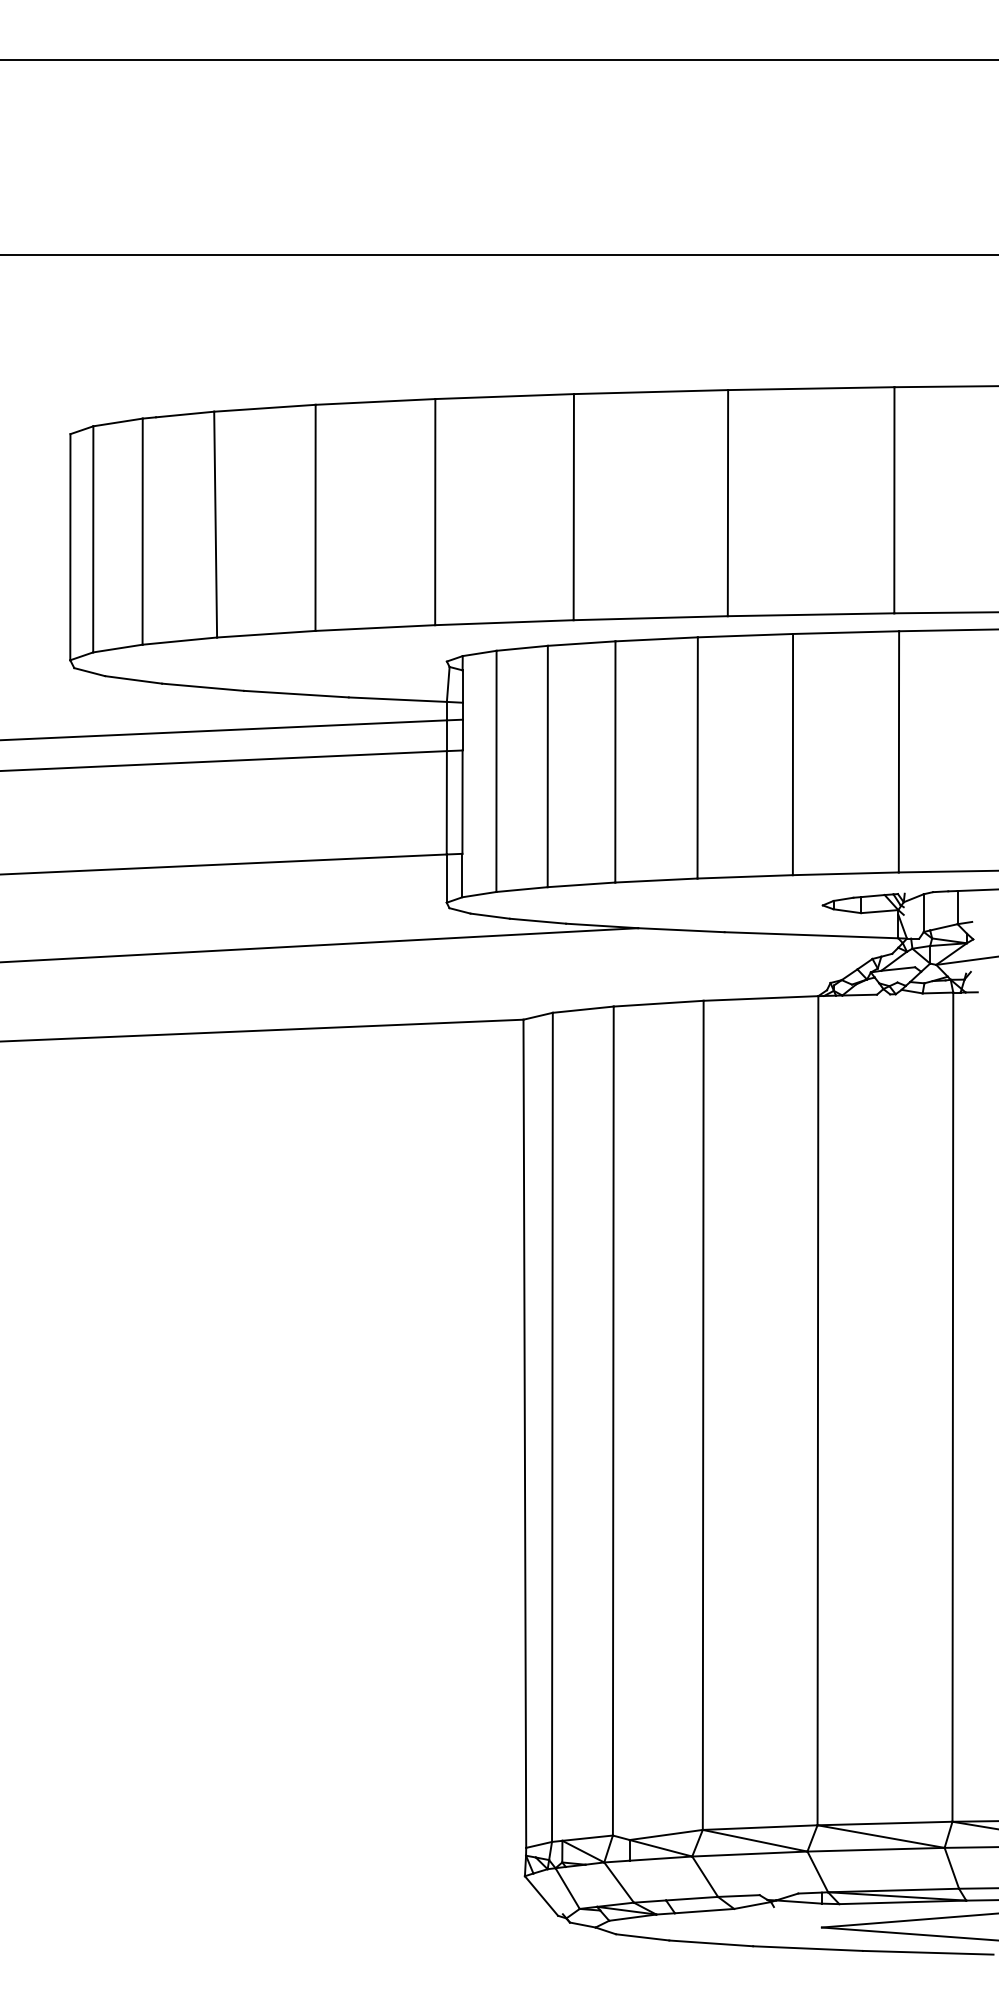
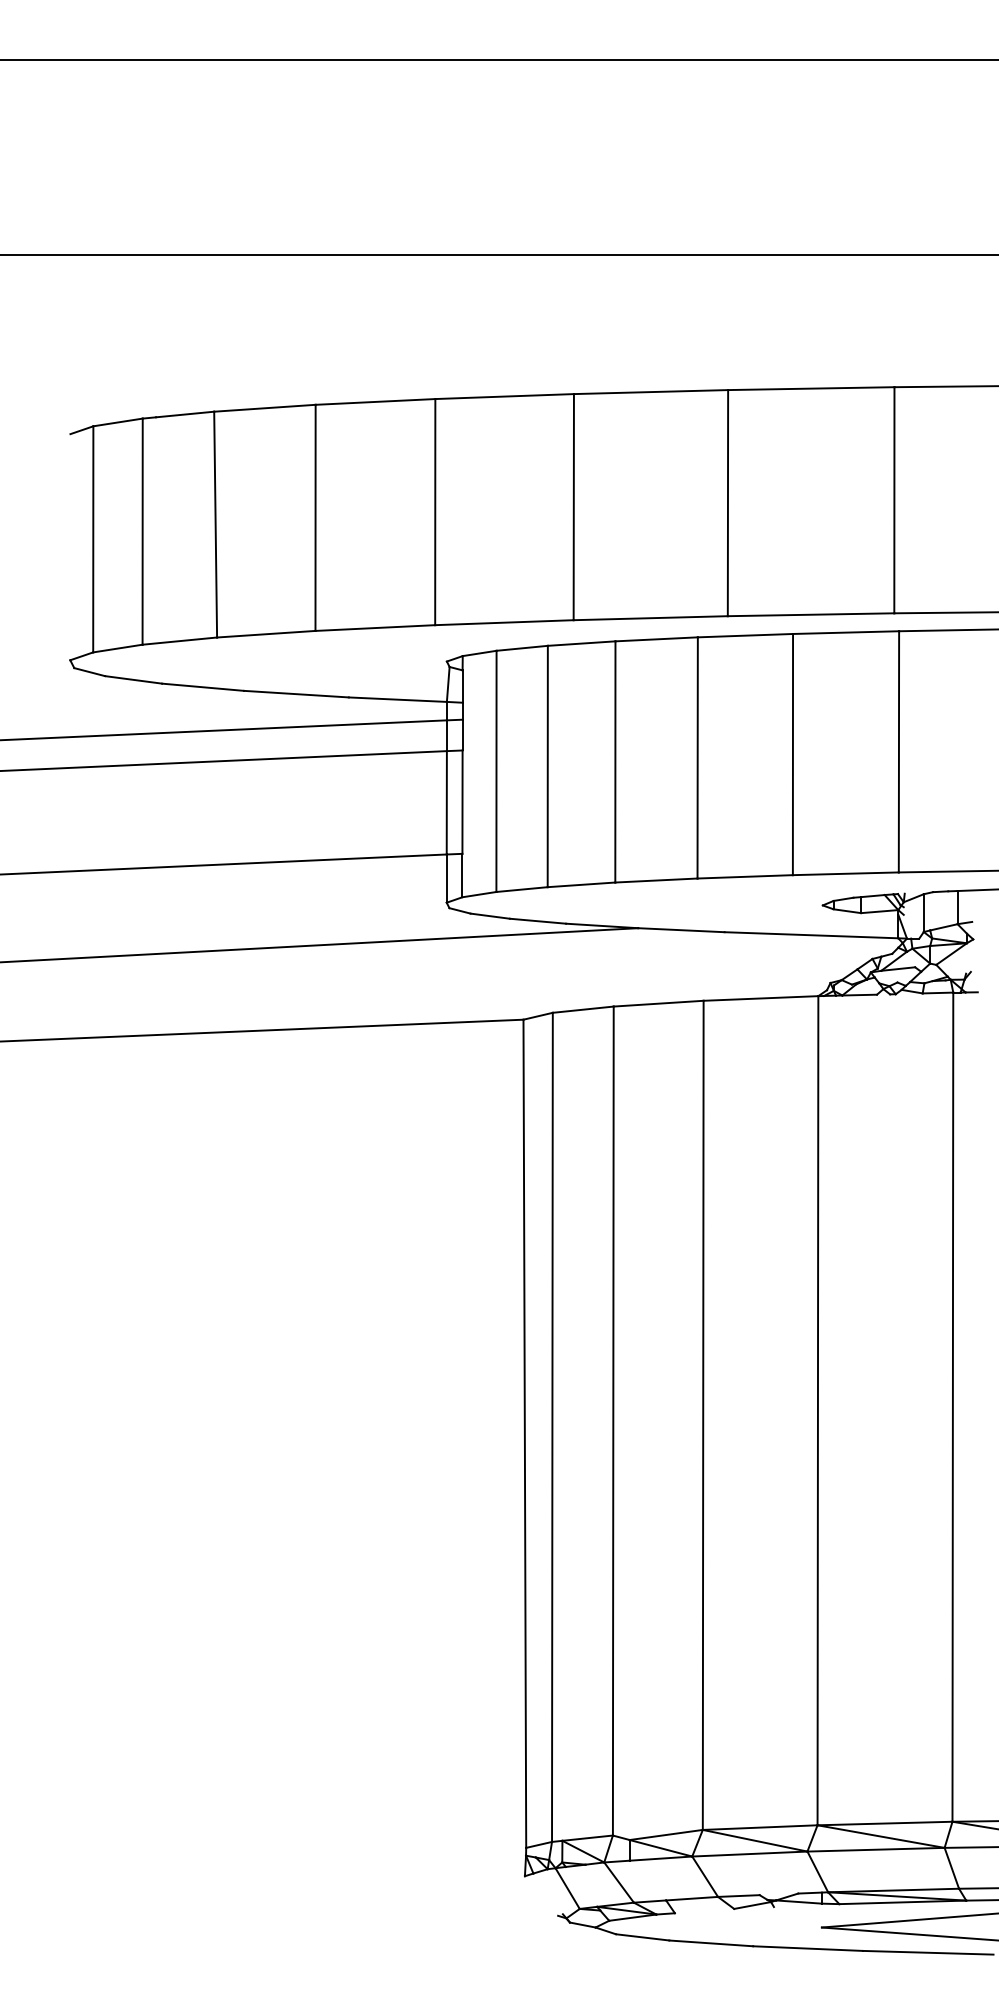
line: present -> none (70, 547)
line: present -> none (965, 960)
line: present -> none (541, 1895)
line: present -> none (704, 1910)
